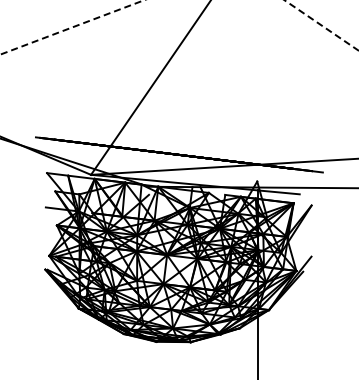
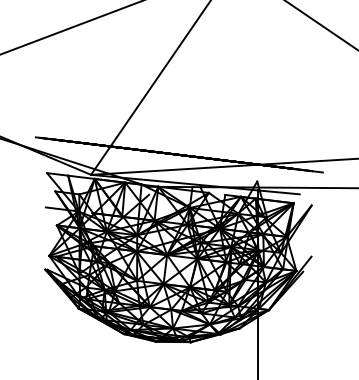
line: dashed -> solid (321, 25)
line: dashed -> solid (72, 27)
